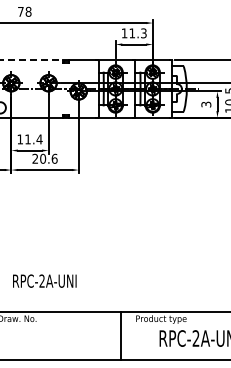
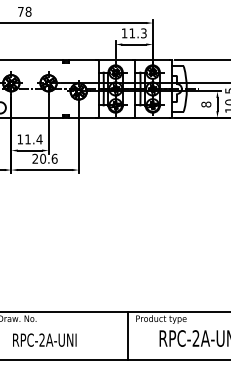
line: dashed -> solid (32, 60)
text: 3 -> 8 (206, 104)
text position: (44, 280) -> (44, 339) (44, 339)
line position: (121, 335) -> (128, 335) (128, 335)
